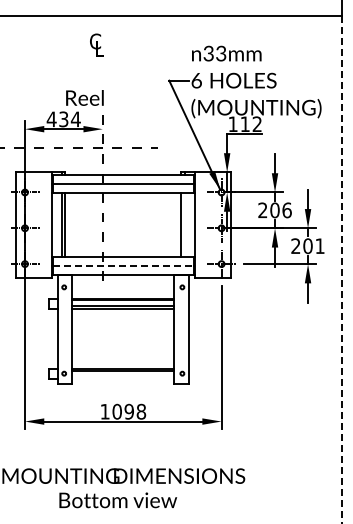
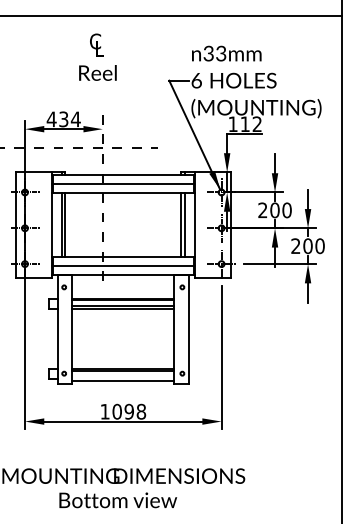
text position: (84, 97) -> (97, 72) (97, 72)
text: 206 -> 200 (286, 210)
line: none -> present (184, 224)
text: 201 -> 200 (319, 246)
line: dashed -> solid (123, 265)
line: dashed -> solid (342, 269)
line: none -> present (123, 380)
